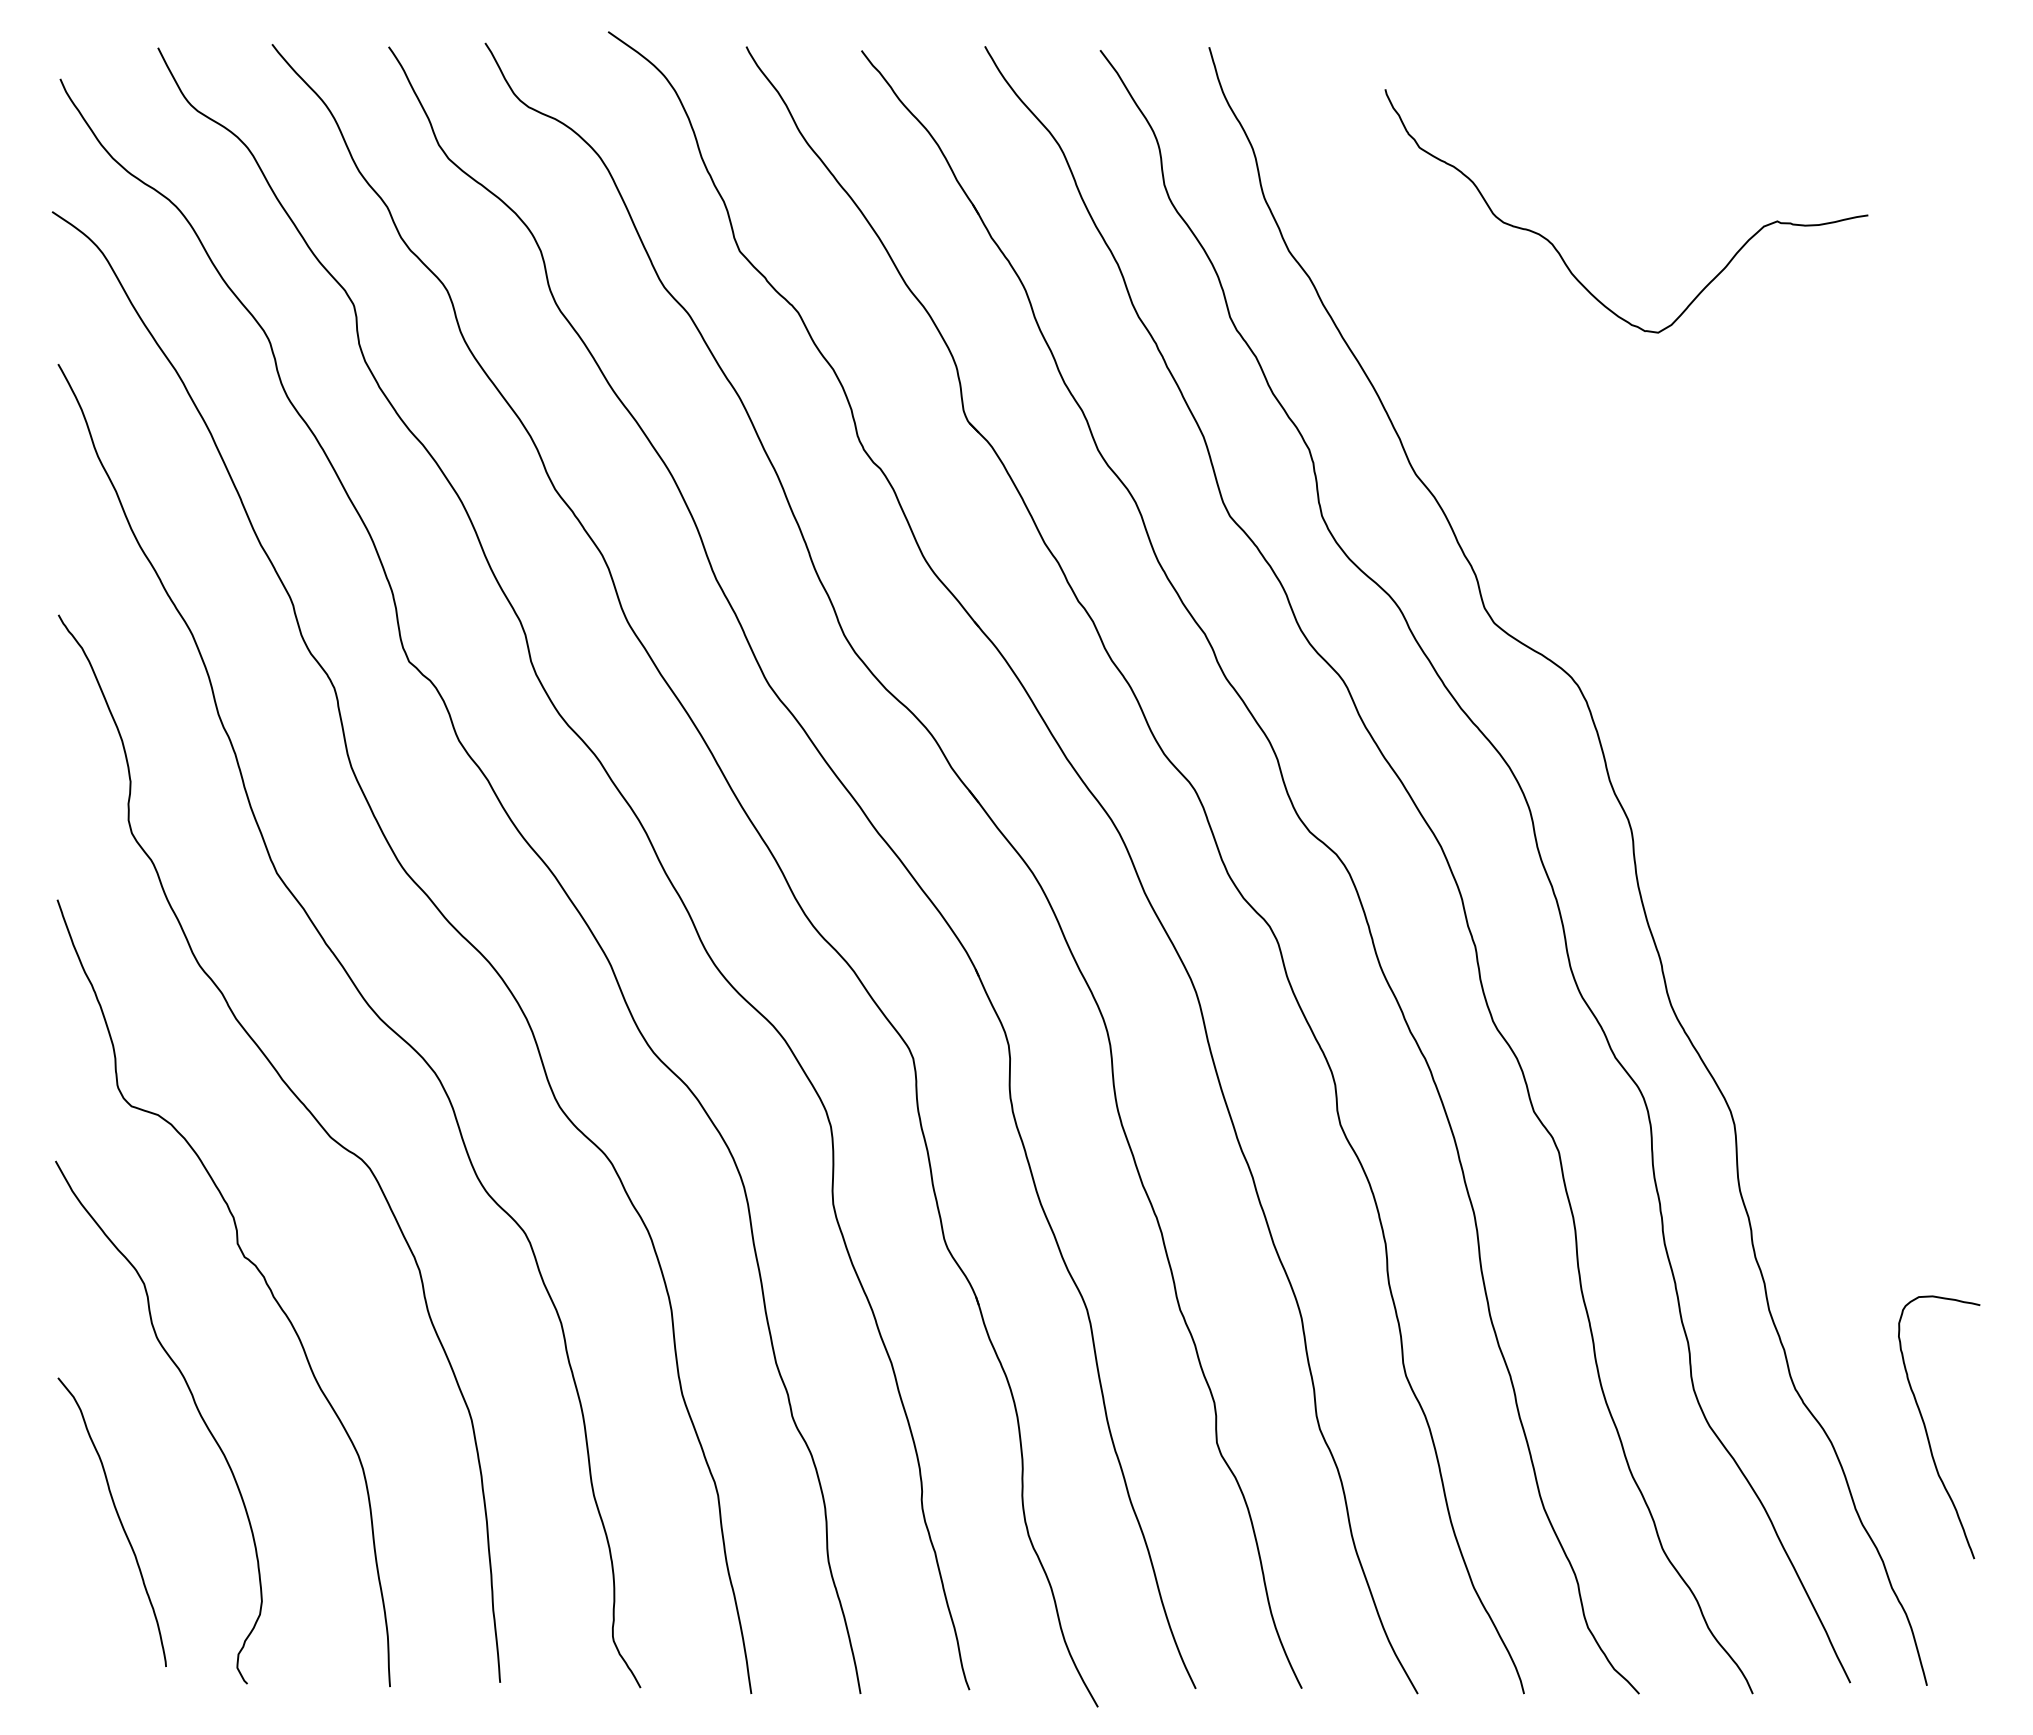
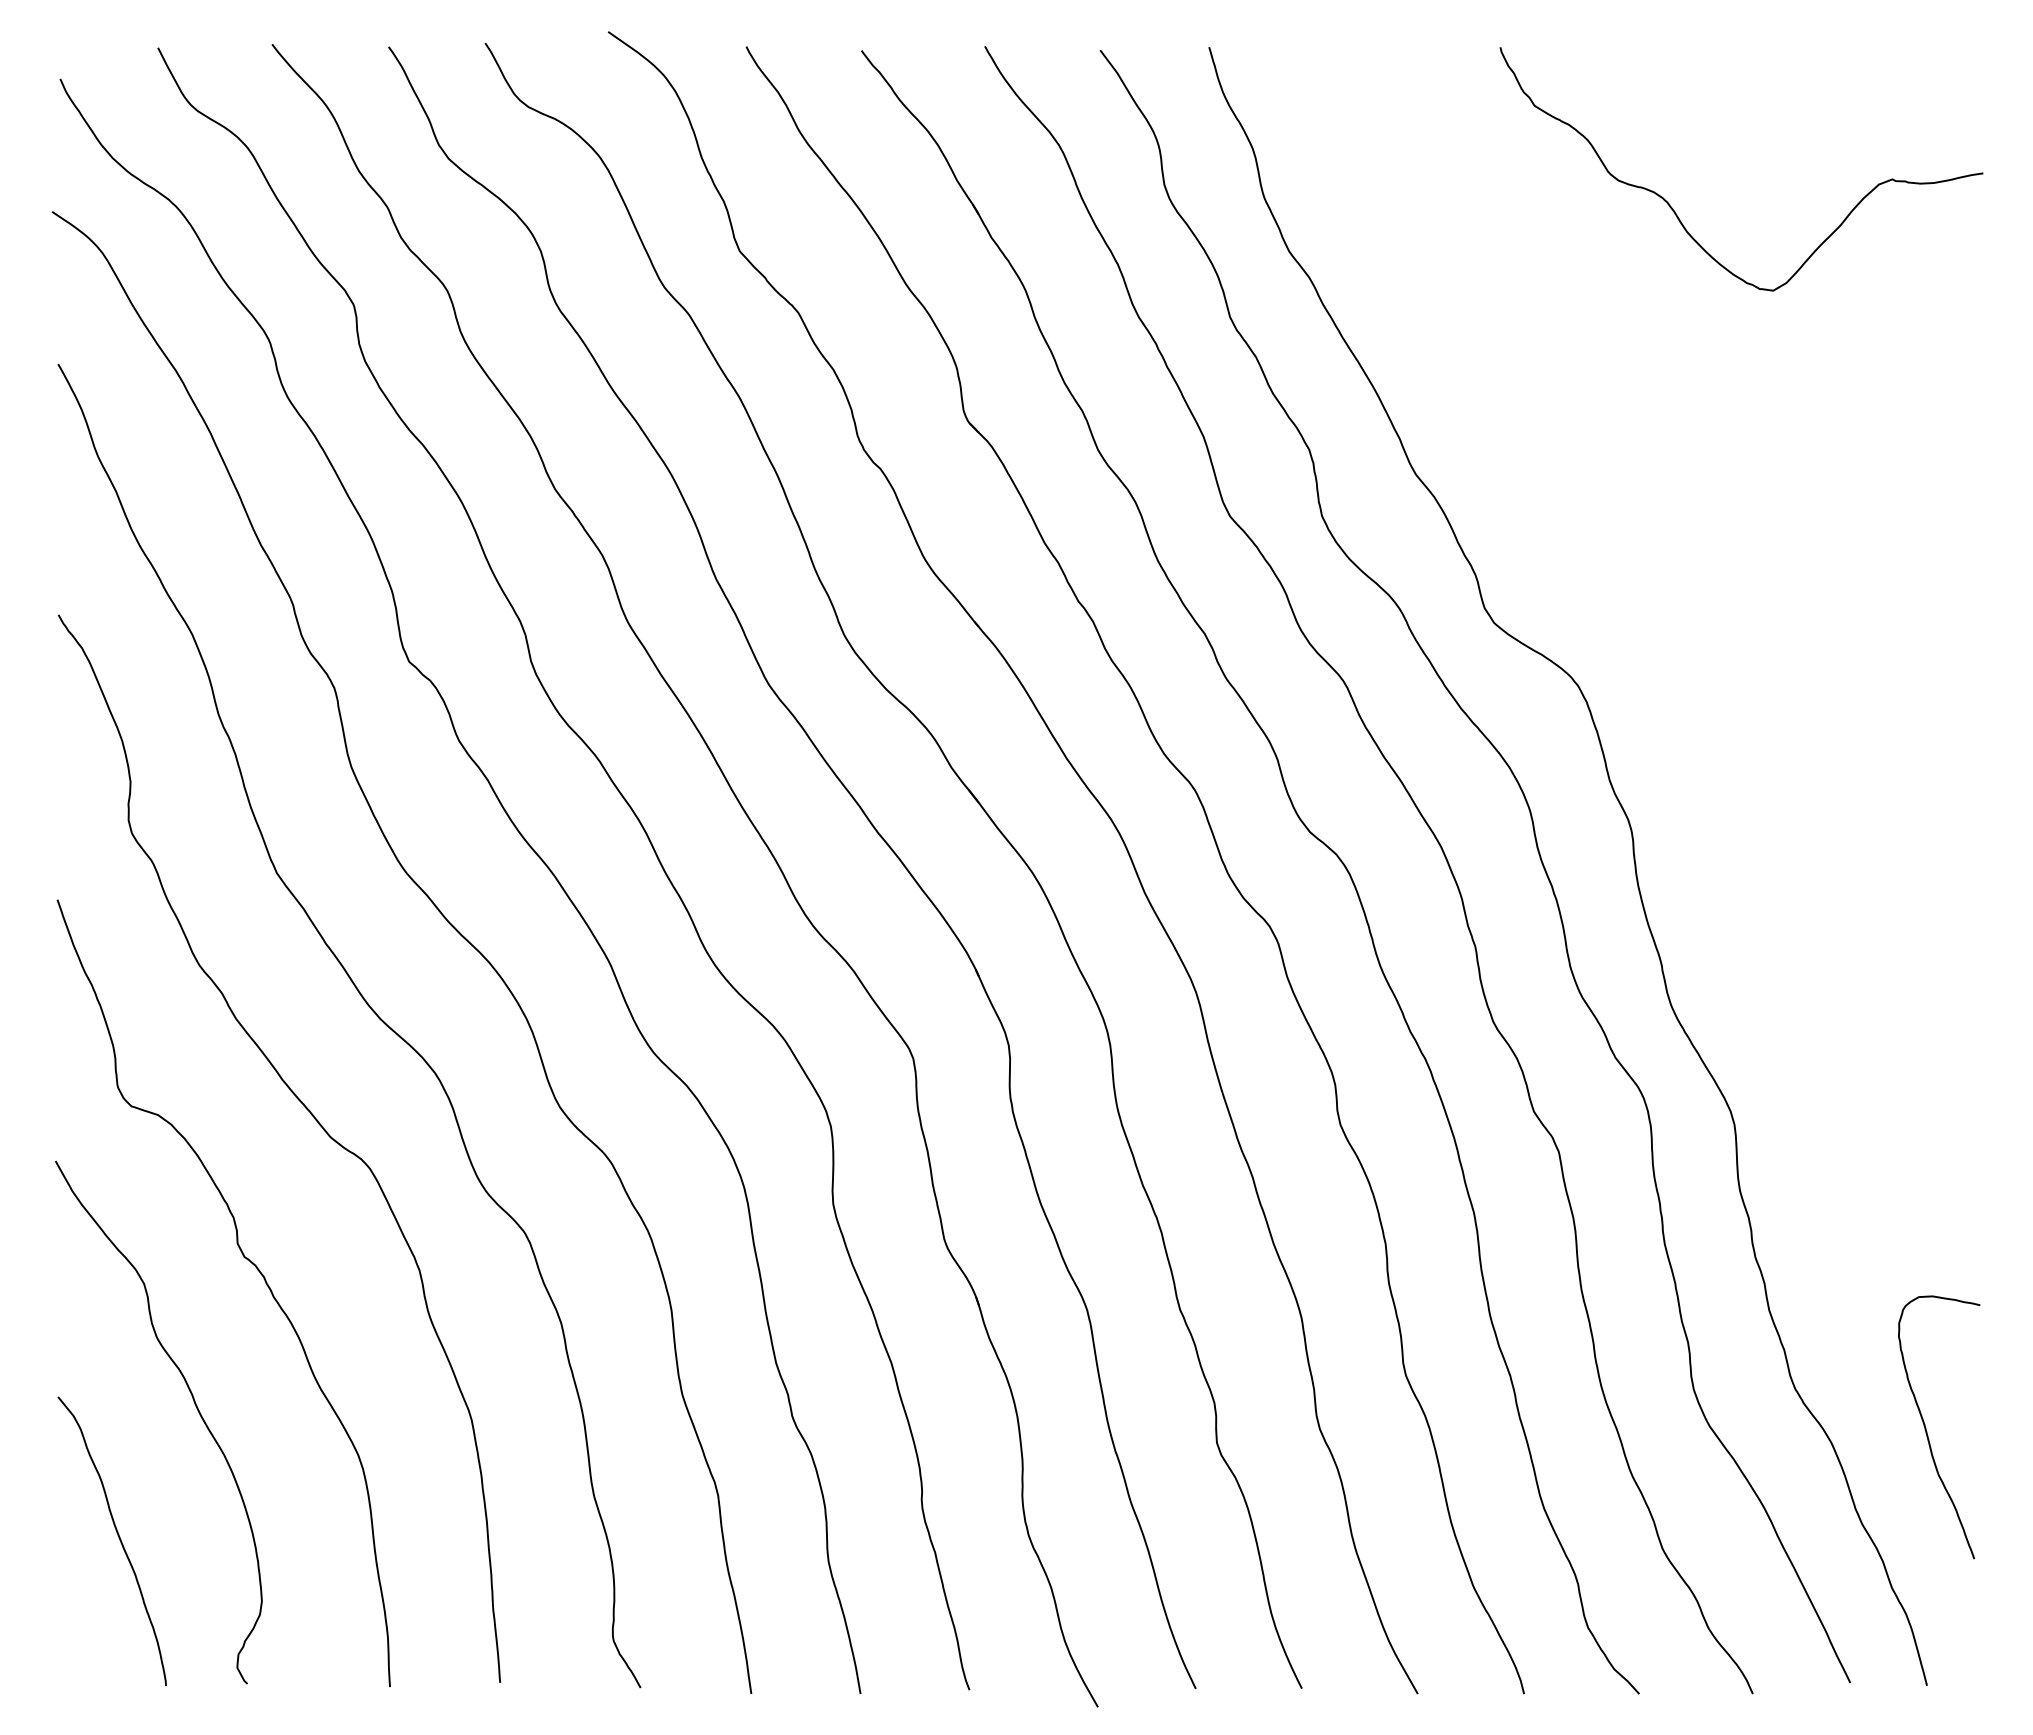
curve position: (1560, 253) -> (1675, 211) (1675, 211)
curve position: (118, 1519) -> (118, 1538) (118, 1538)
